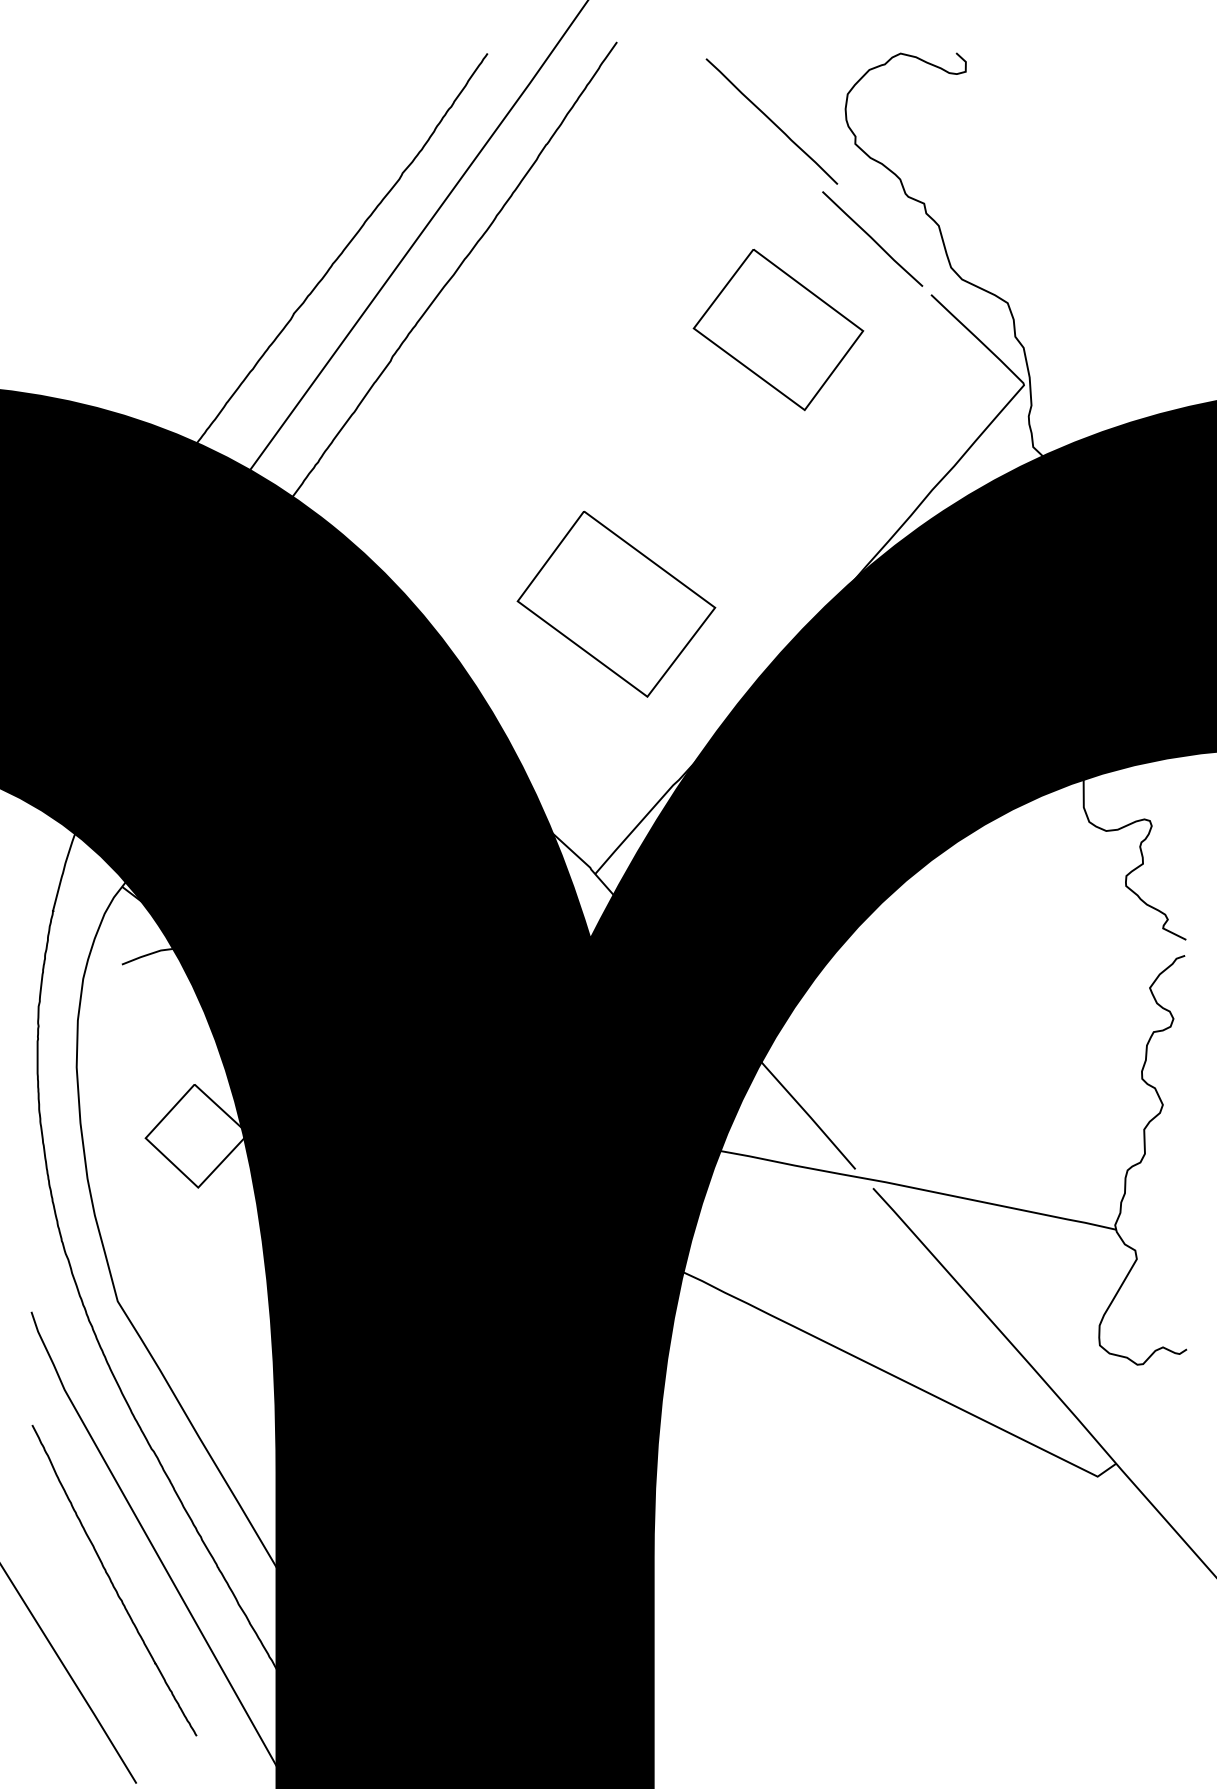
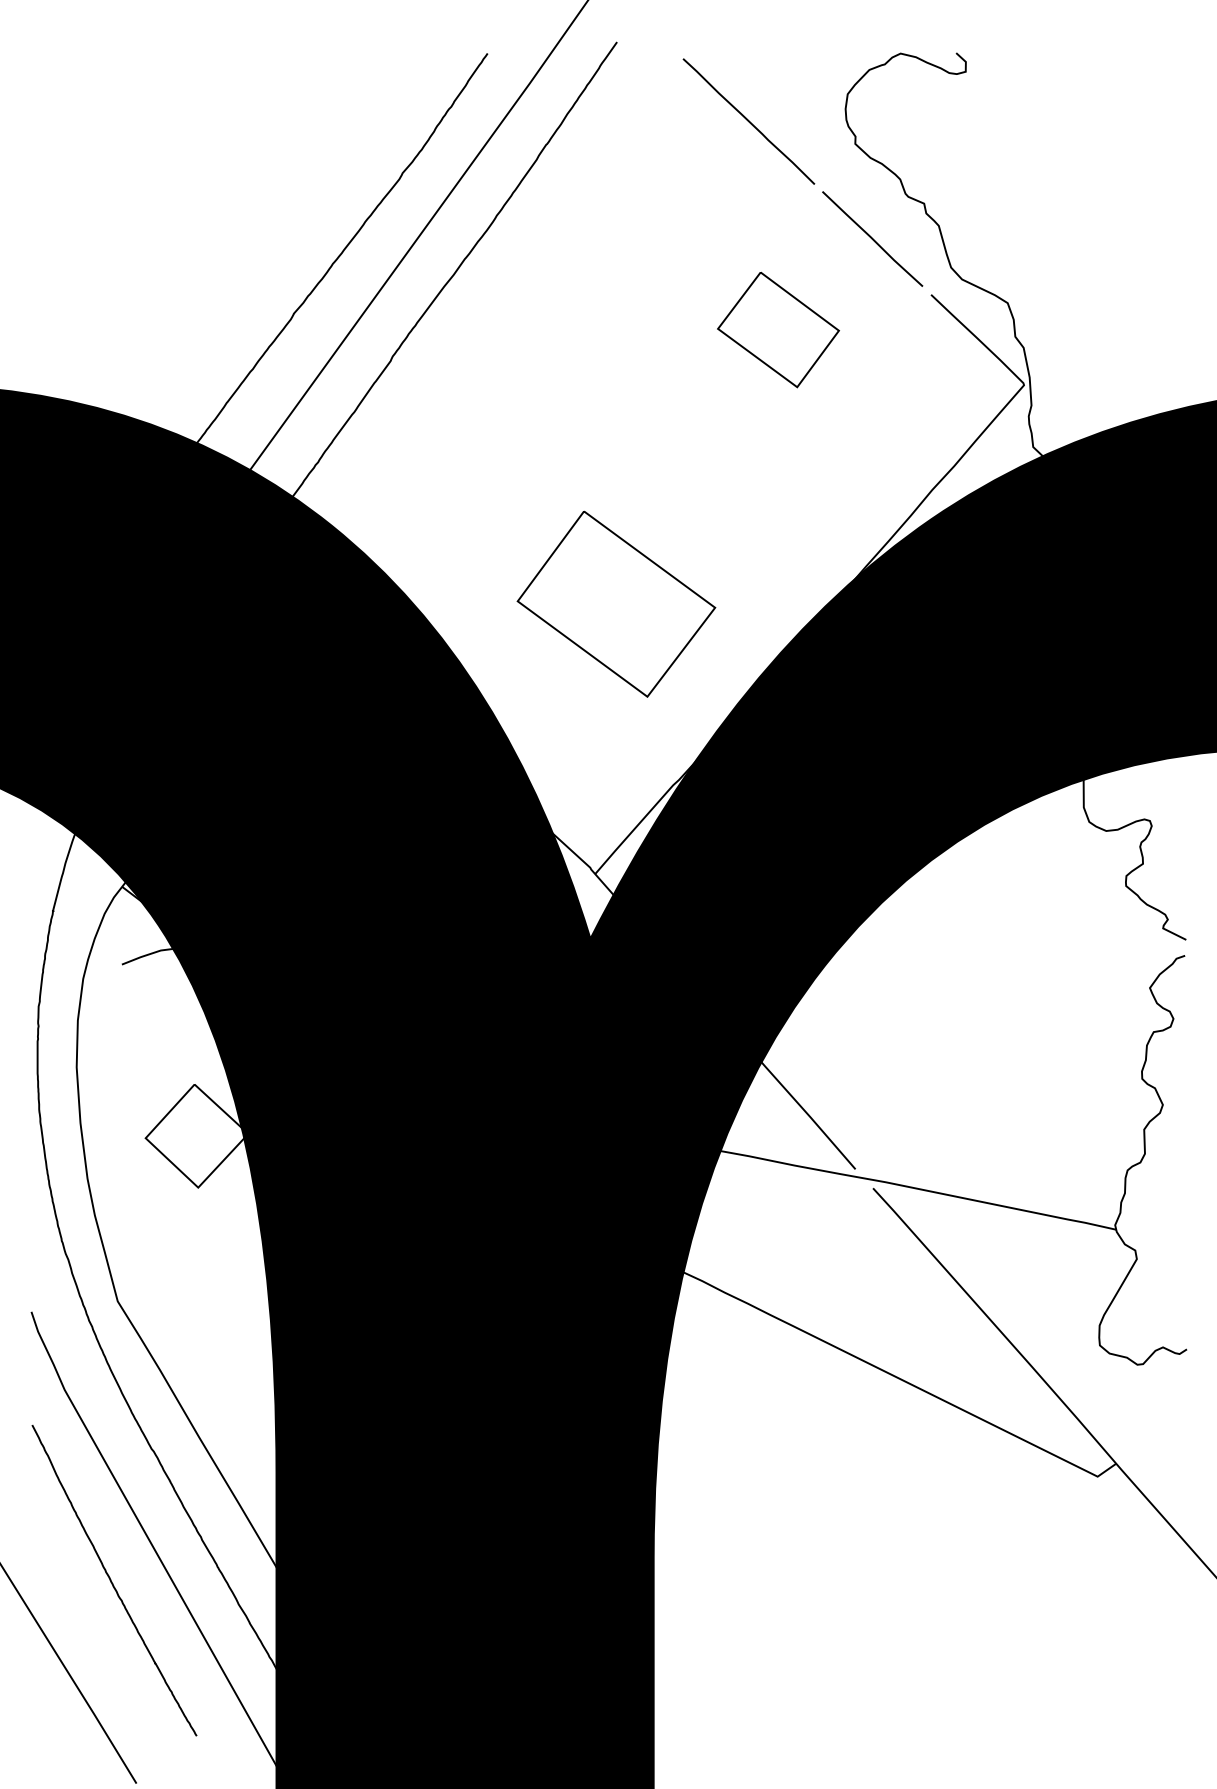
line position: (771, 121) -> (748, 121) (748, 121)
part size: 173x164 px -> 123x118 px (778, 329)
